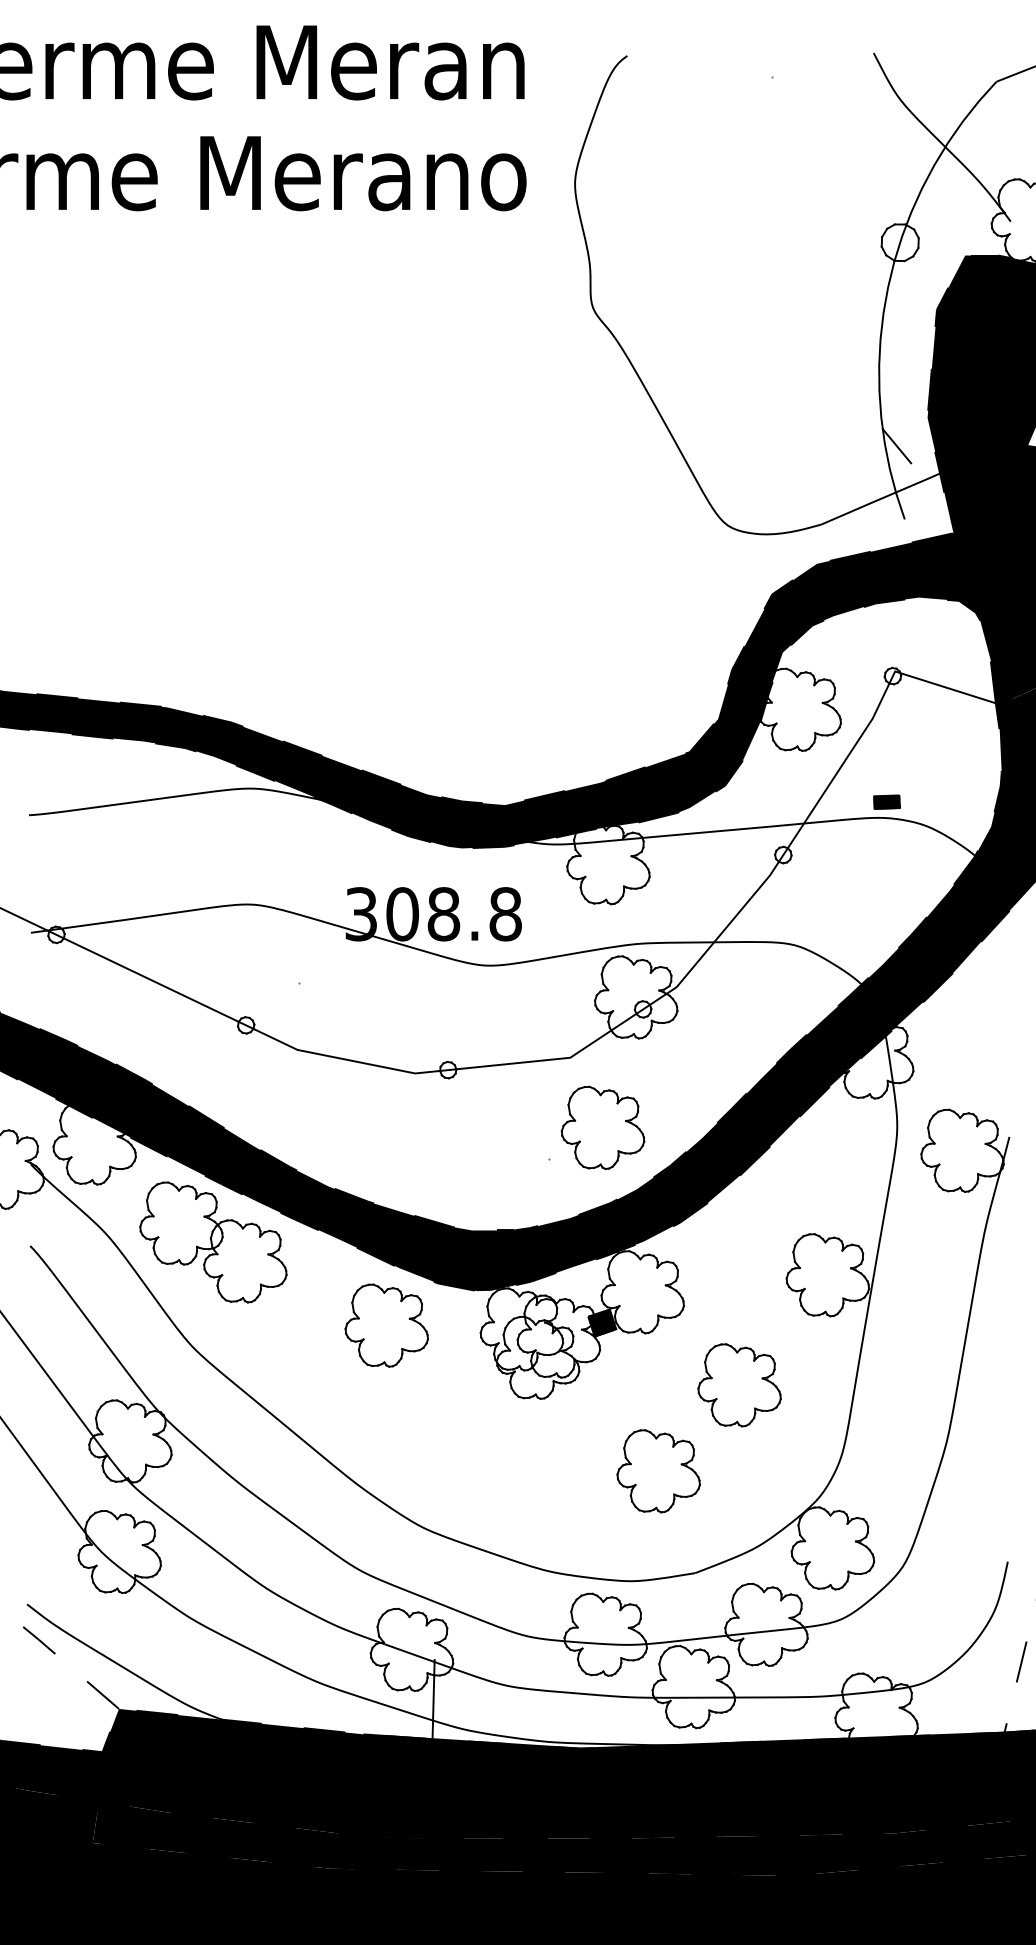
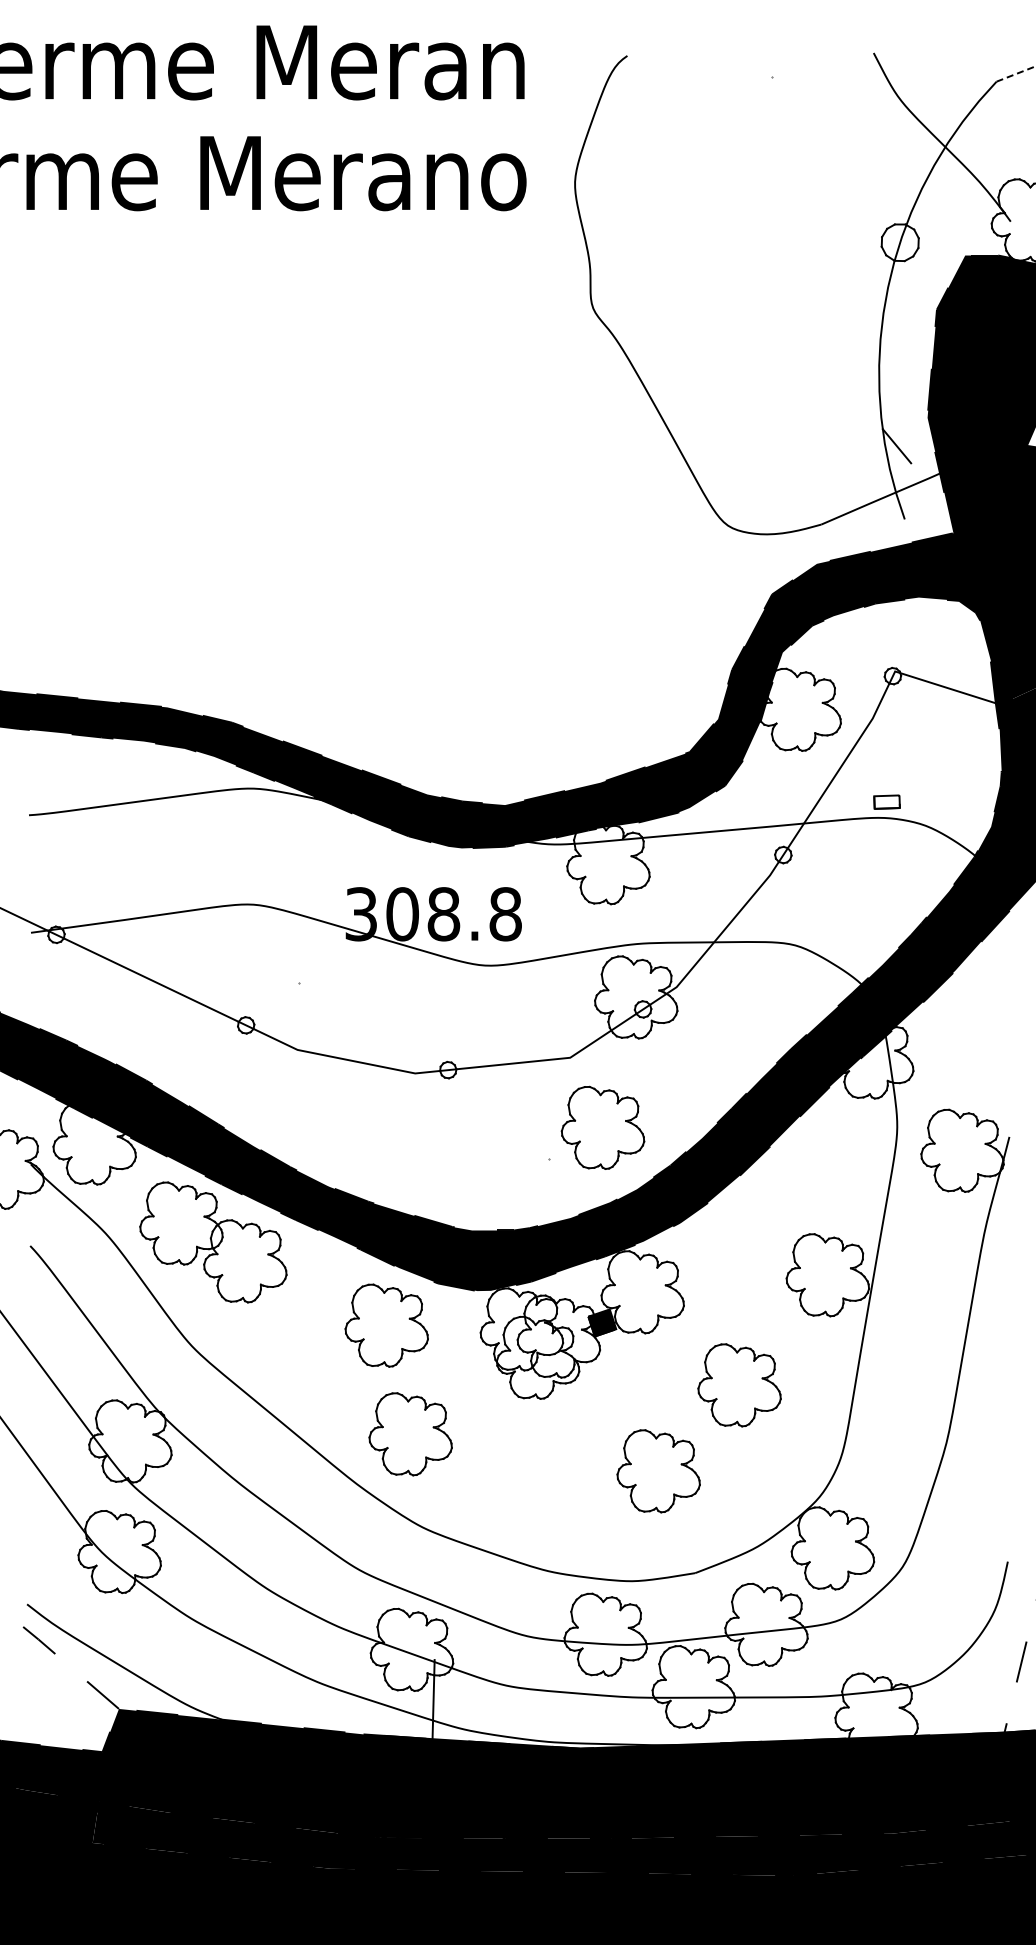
line: solid -> dashed (1016, 74)
fill: present -> none (886, 801)
part: none -> present (410, 1434)
